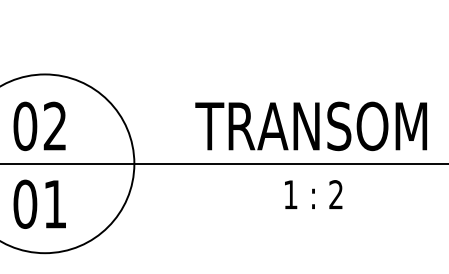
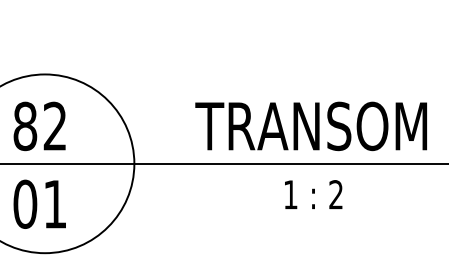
text: 02 -> 82 (25, 126)
